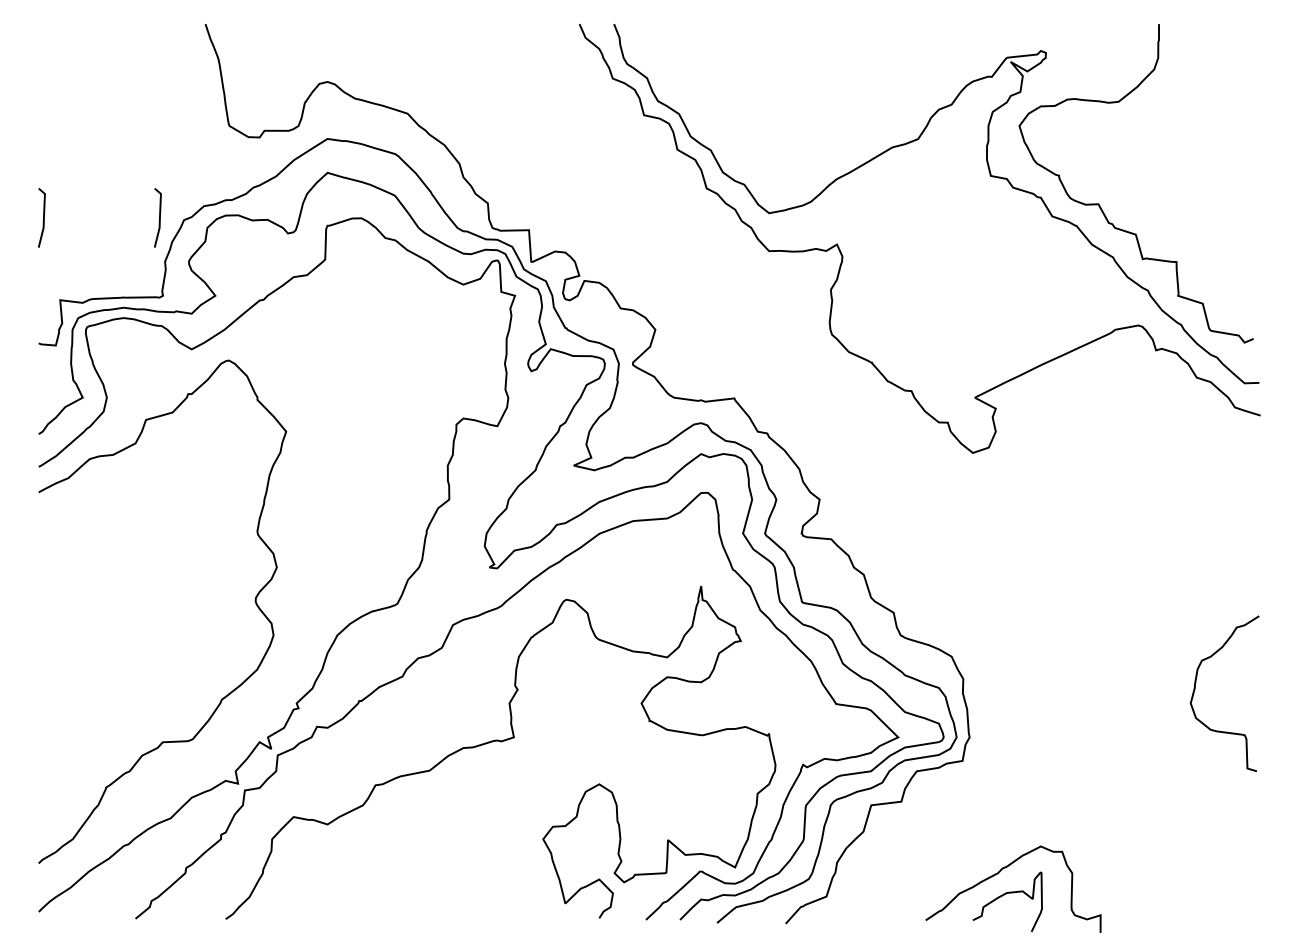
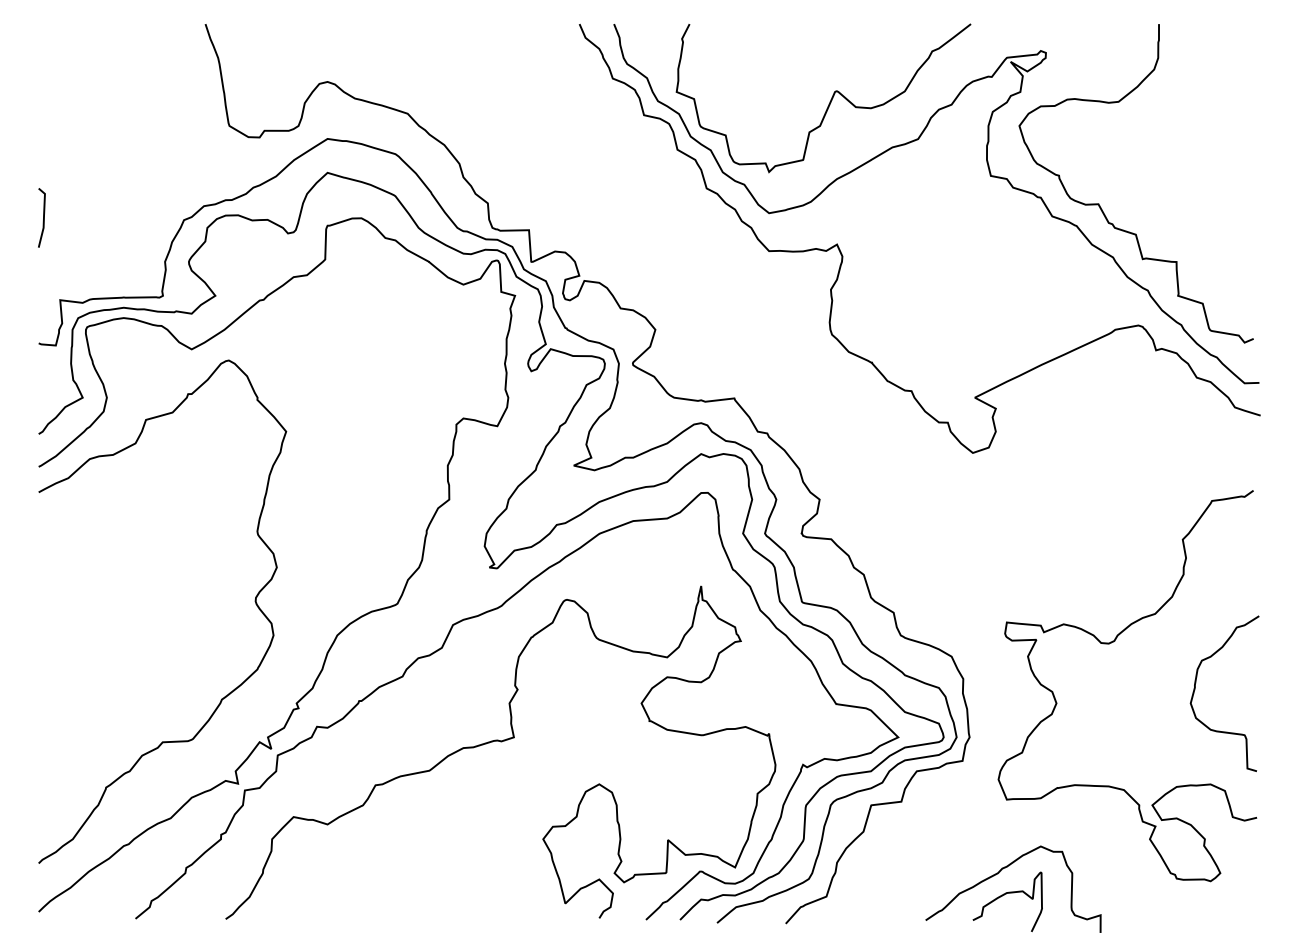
curve: none -> present (829, 101)
curve: present -> none (159, 217)
curve: none -> present (1109, 644)
